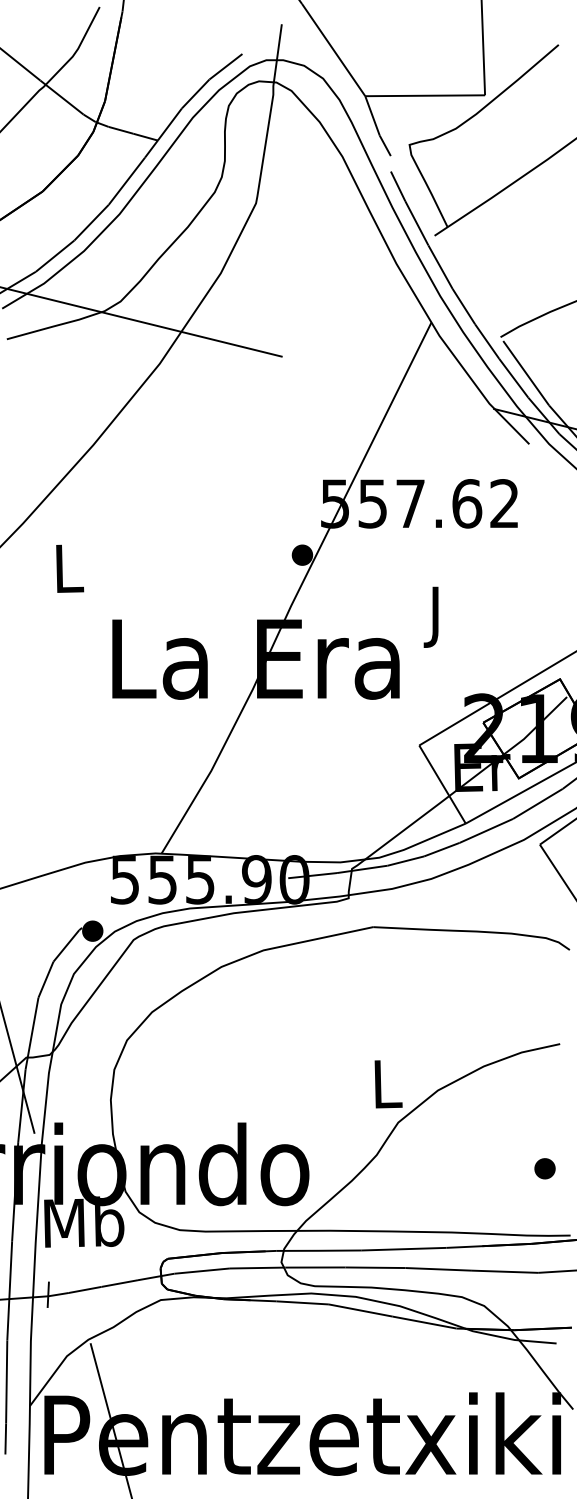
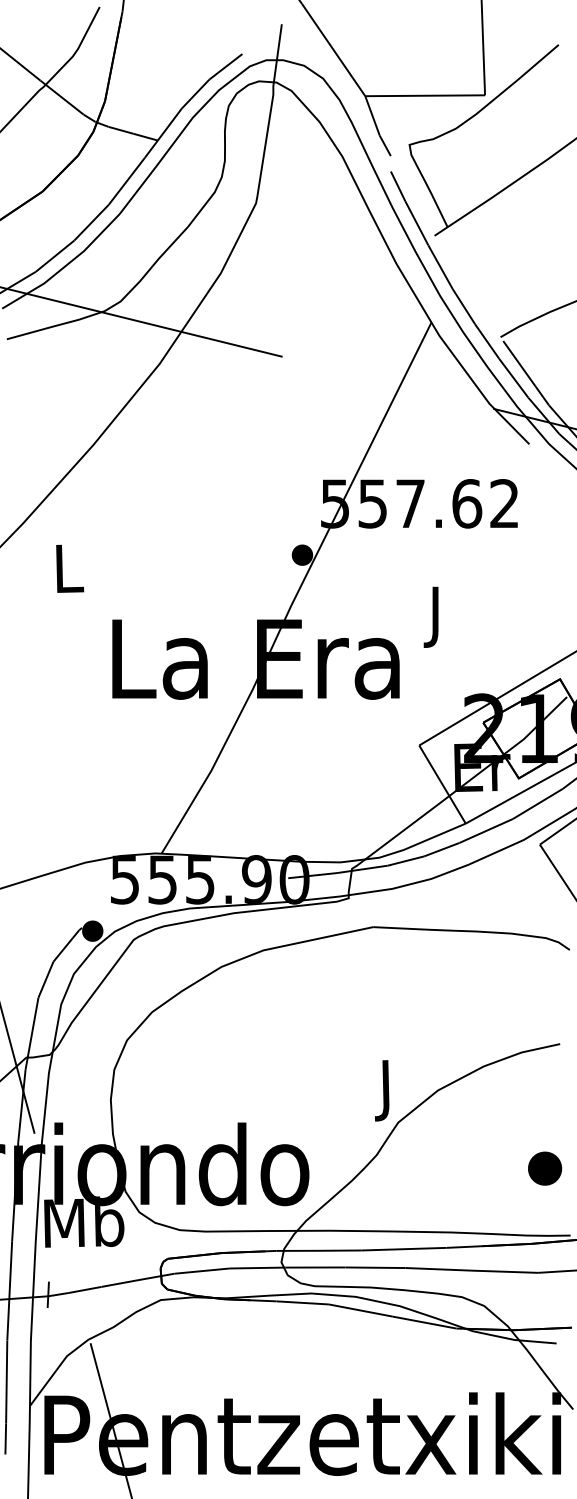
text: L -> J (388, 1090)
part size: 22x22 px -> 35x35 px (545, 1168)
